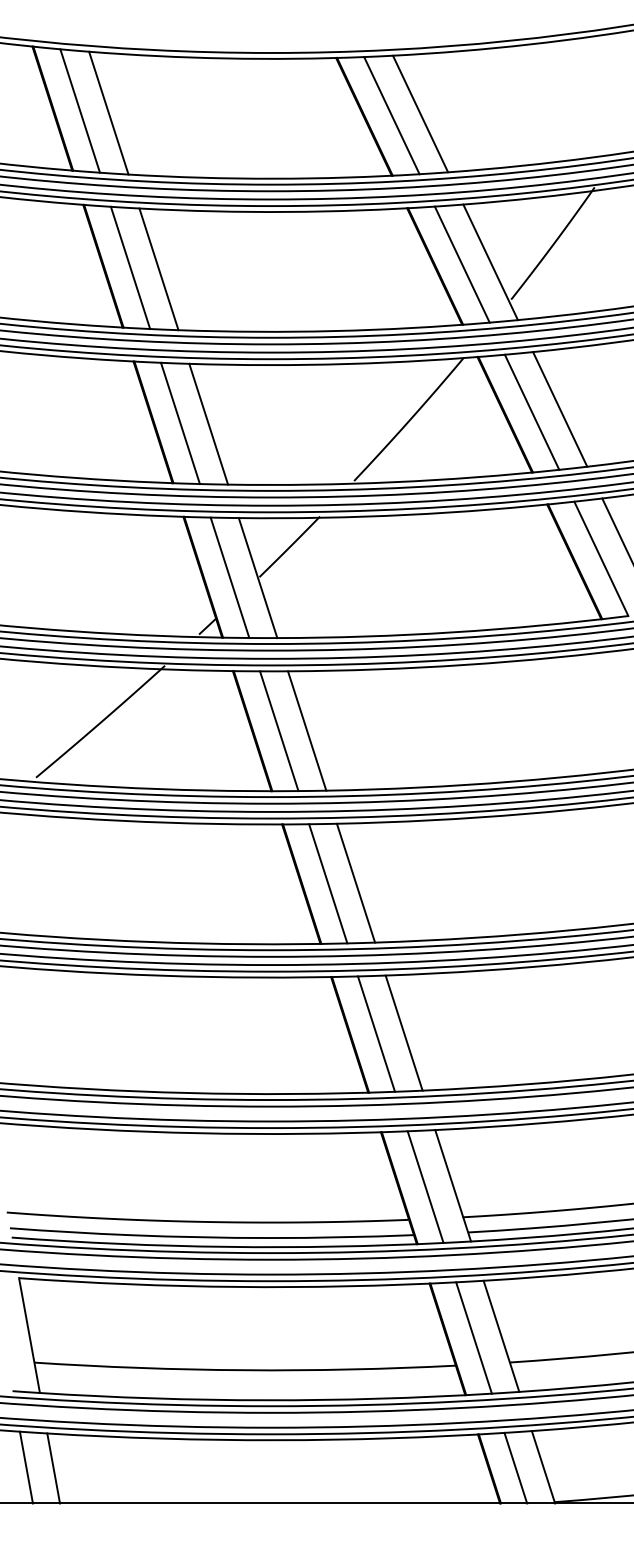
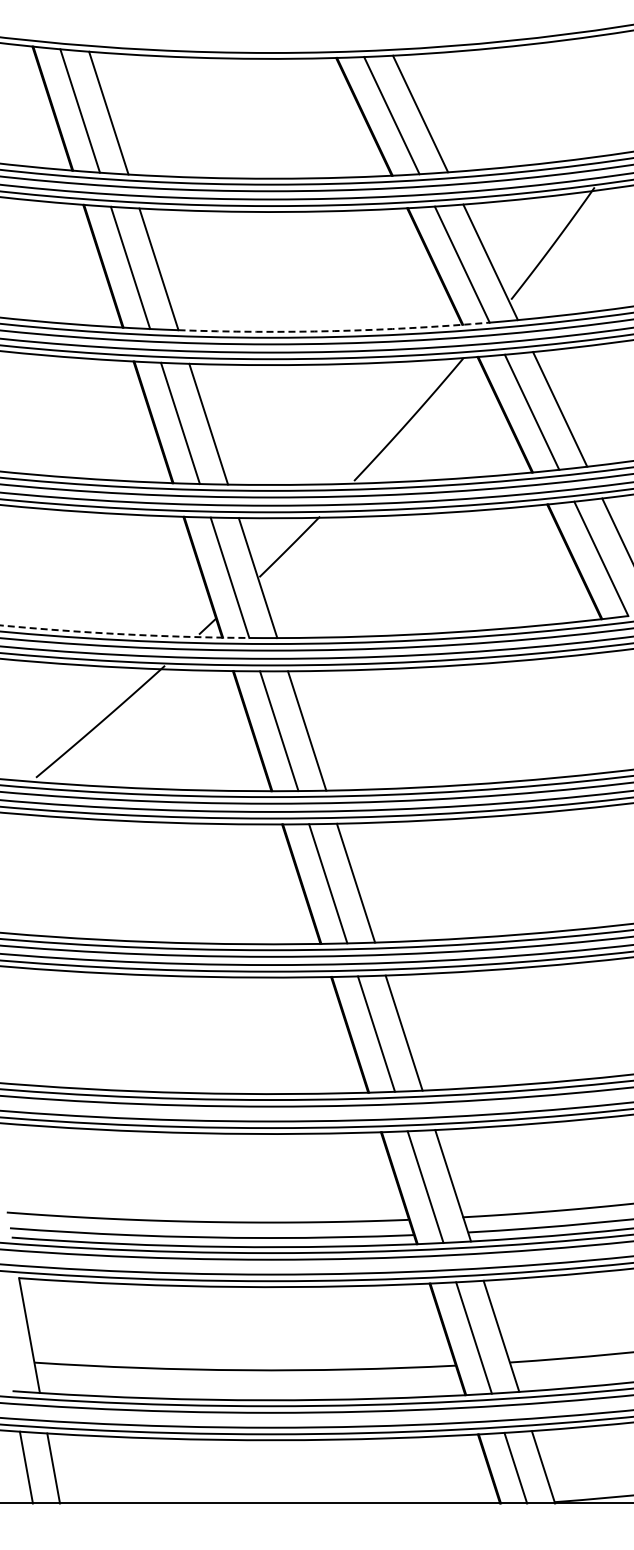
arc: solid -> dashed (334, 331)
arc: solid -> dashed (125, 634)
